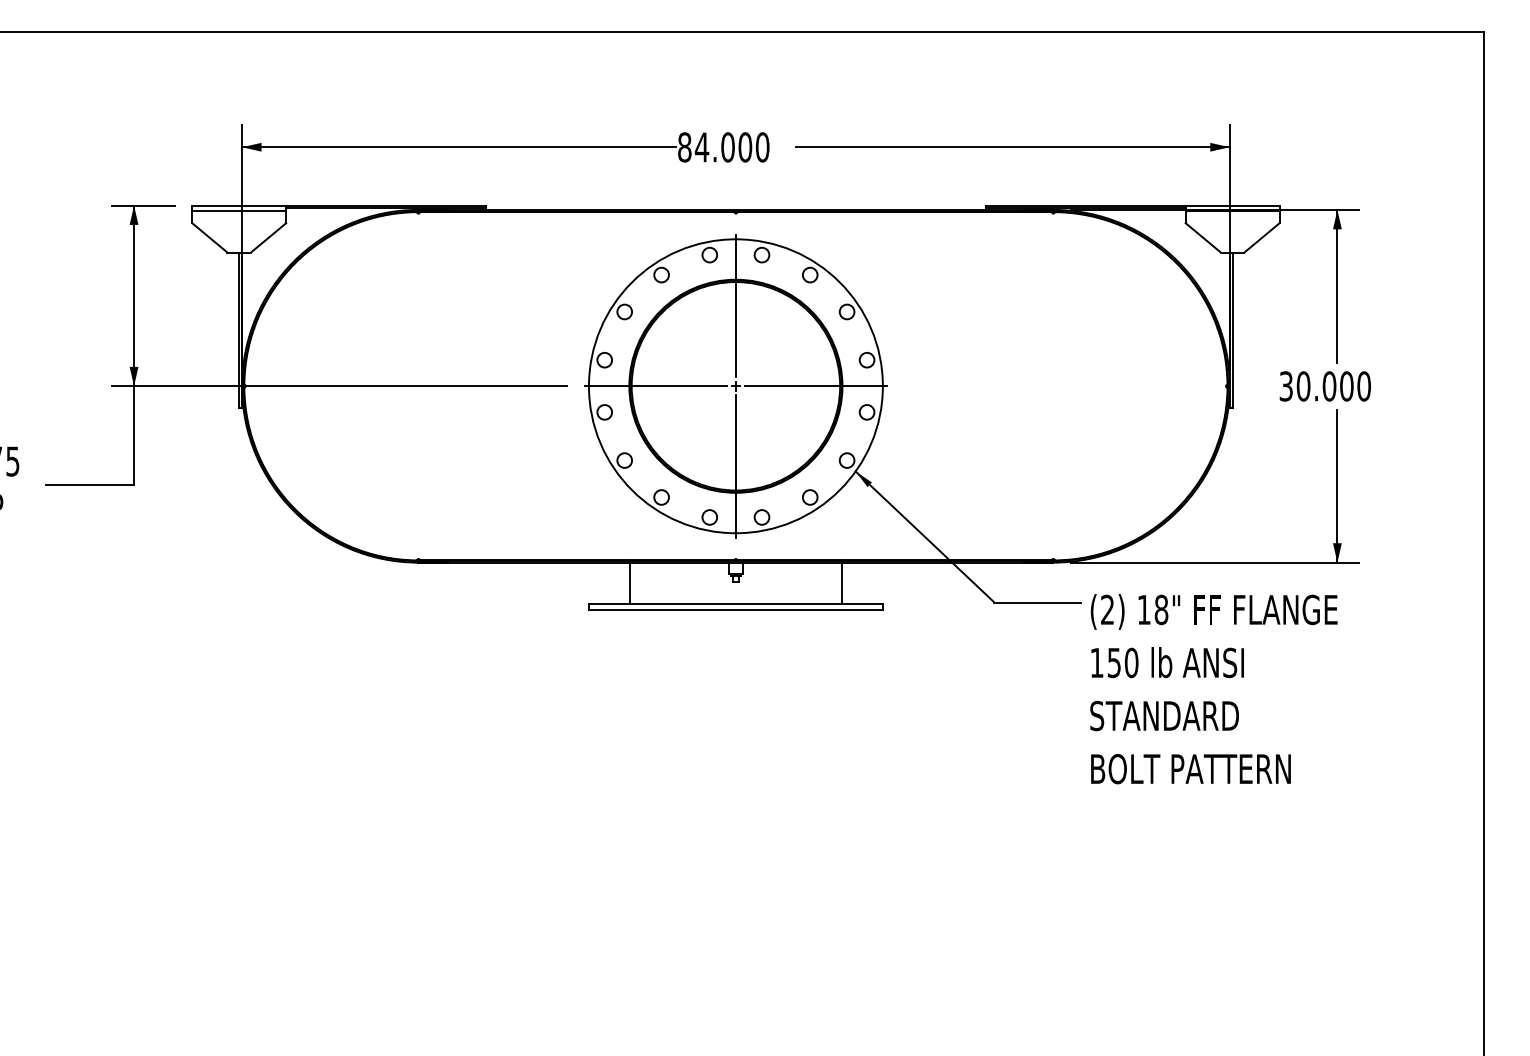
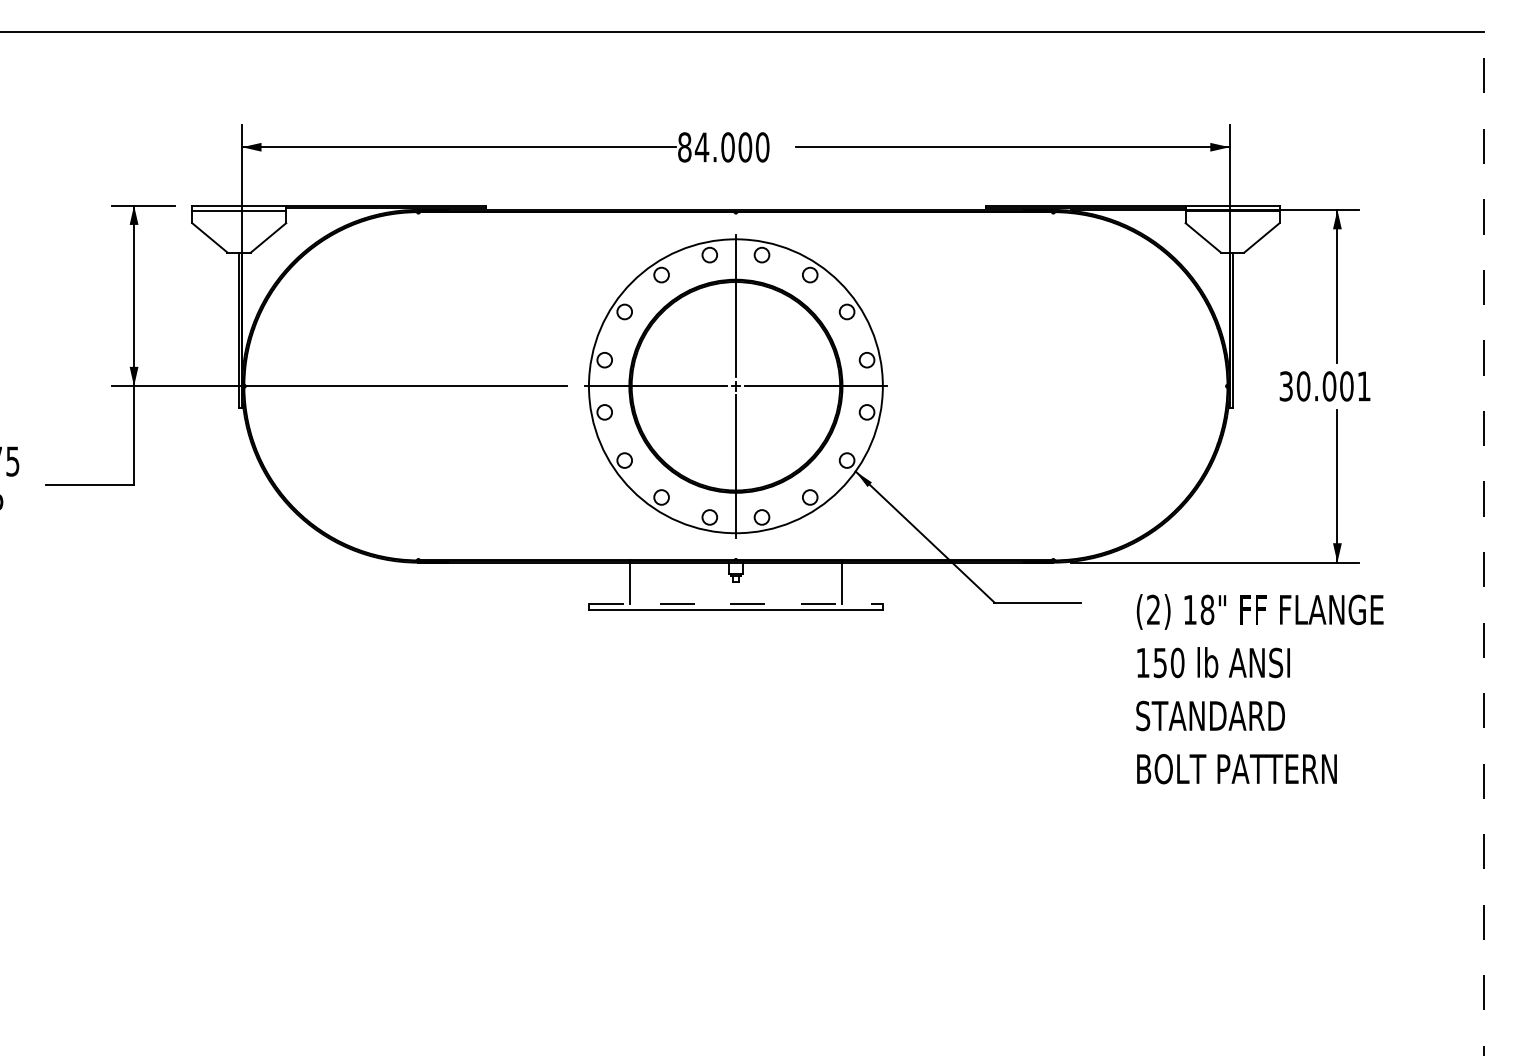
text: 30.000 -> 30.001 (1363, 386)
line: solid -> dashed (1484, 543)
line: solid -> dashed (735, 603)
text position: (1213, 689) -> (1259, 689) (1259, 689)
